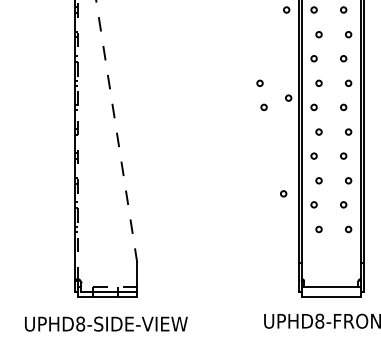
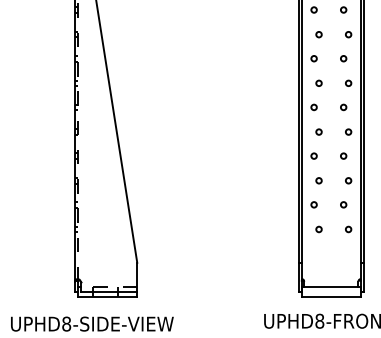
circle: present -> none (286, 9)
circle: present -> none (259, 82)
circle: present -> none (288, 97)
circle: present -> none (263, 107)
line: dashed -> solid (116, 131)
circle: present -> none (283, 193)
text position: (106, 323) -> (92, 323) (92, 323)
